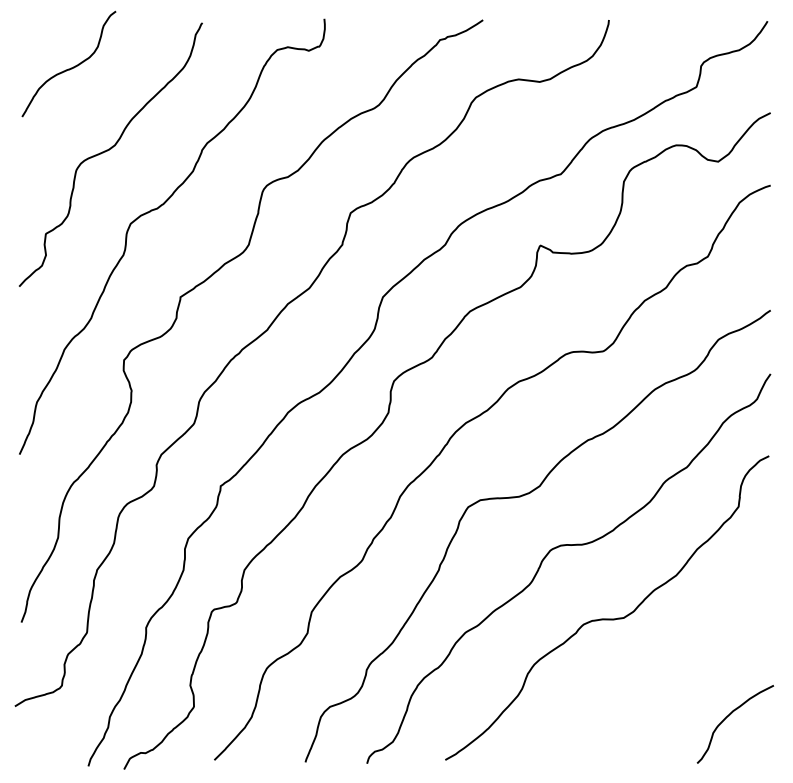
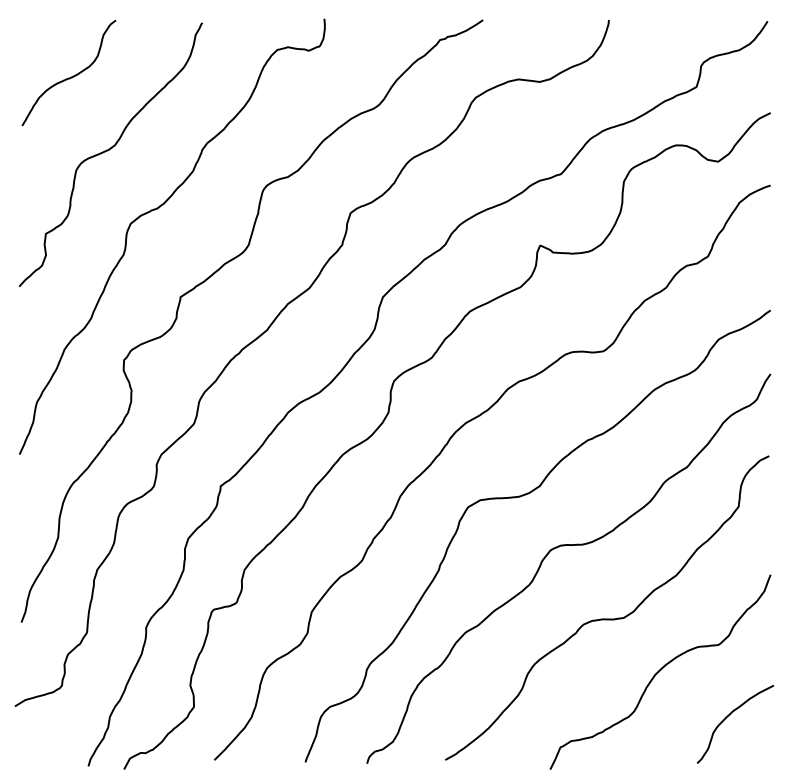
curve position: (71, 67) -> (71, 76) (71, 76)
curve: none -> present (660, 671)
